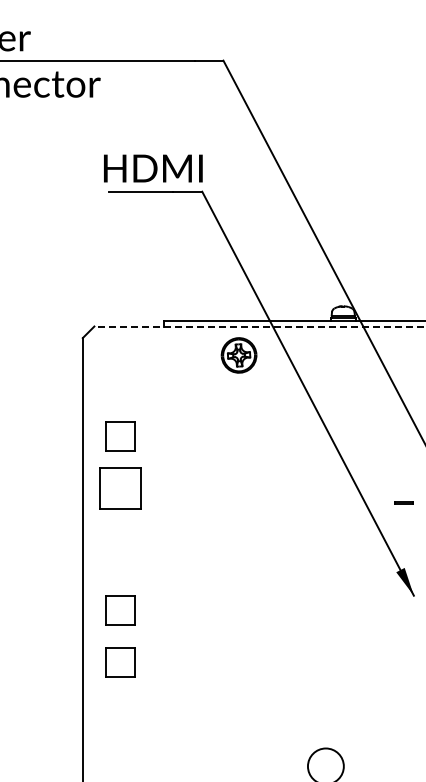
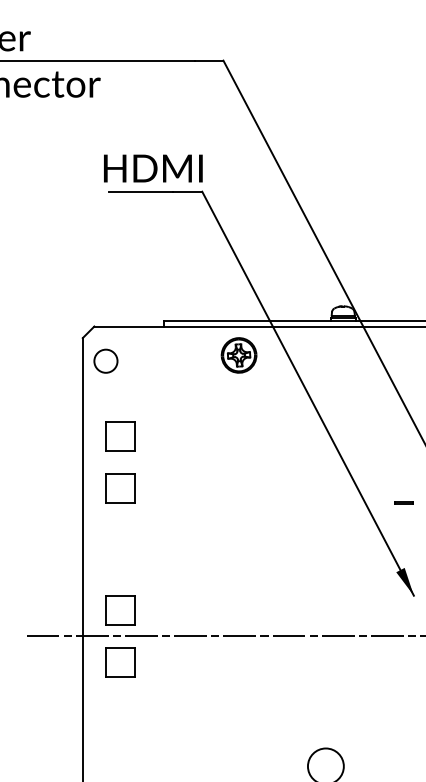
line: dashed -> solid (259, 326)
circle: none -> present (105, 360)
part size: 43x43 px -> 31x31 px (120, 488)
line: none -> present (224, 636)
